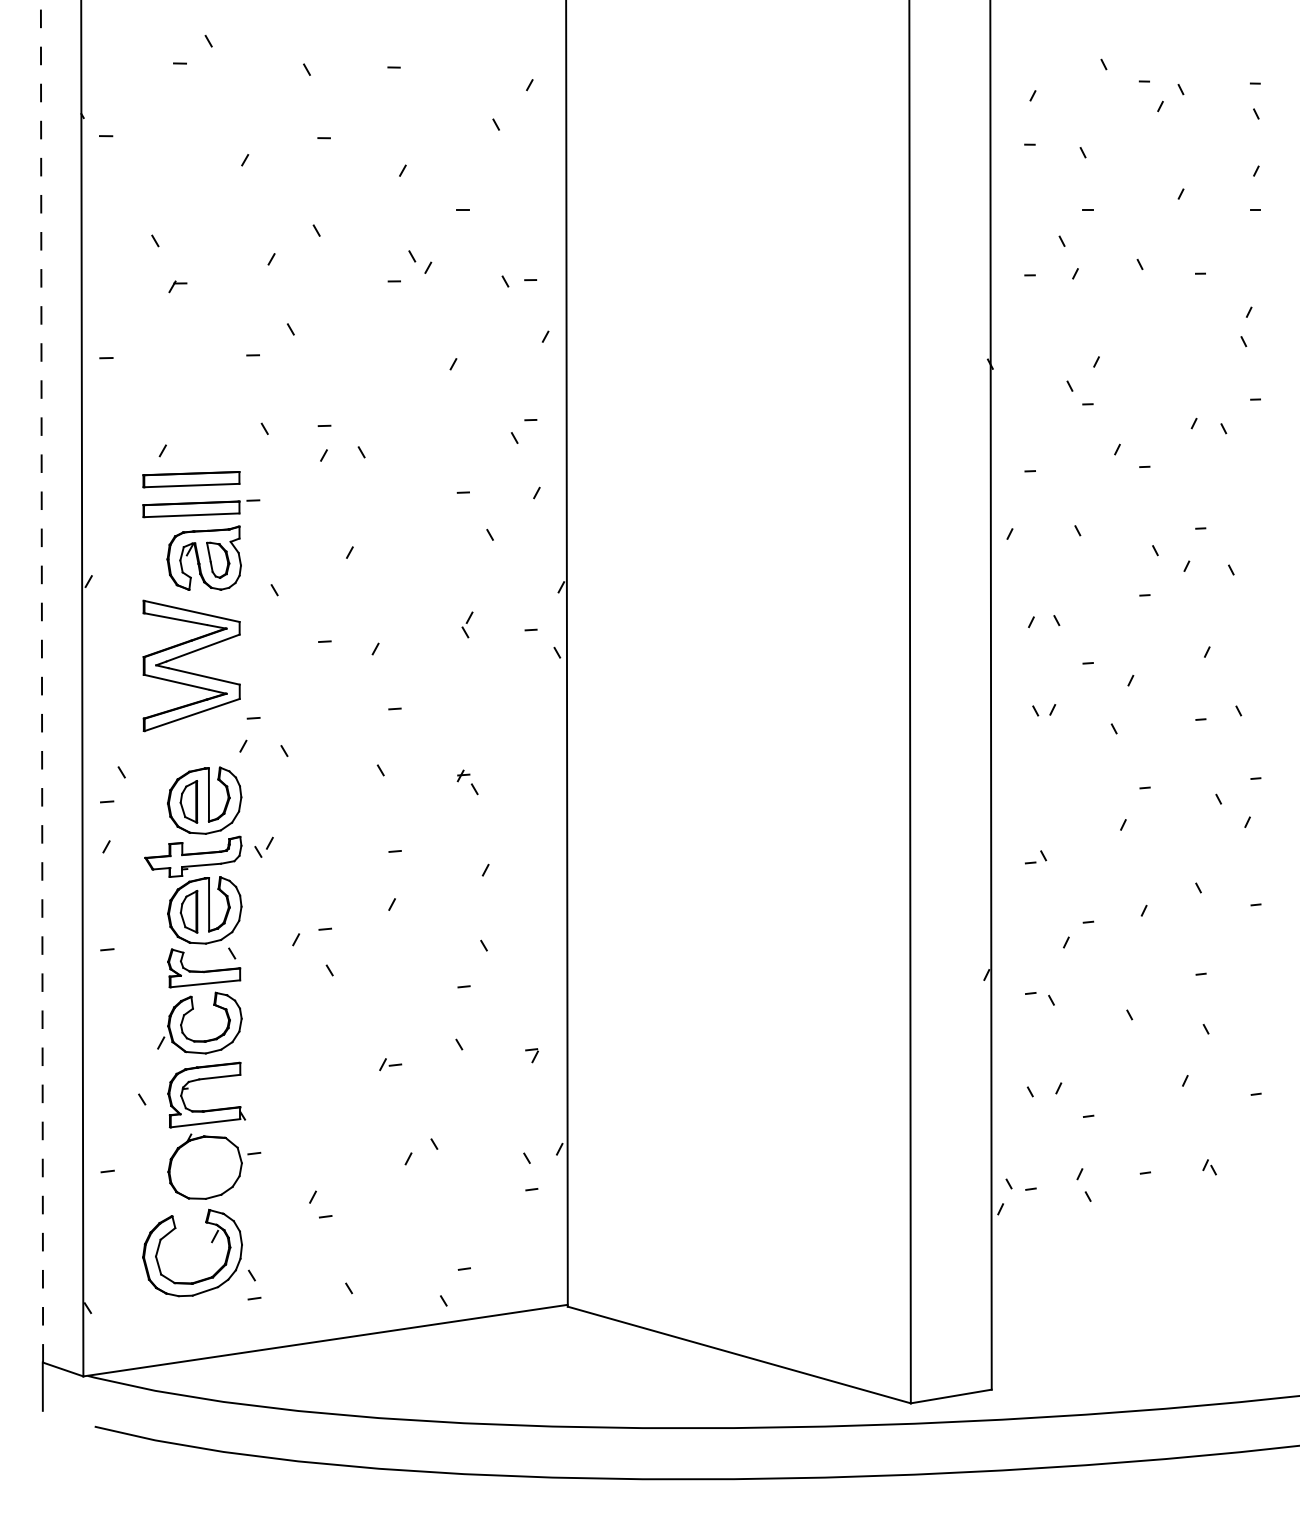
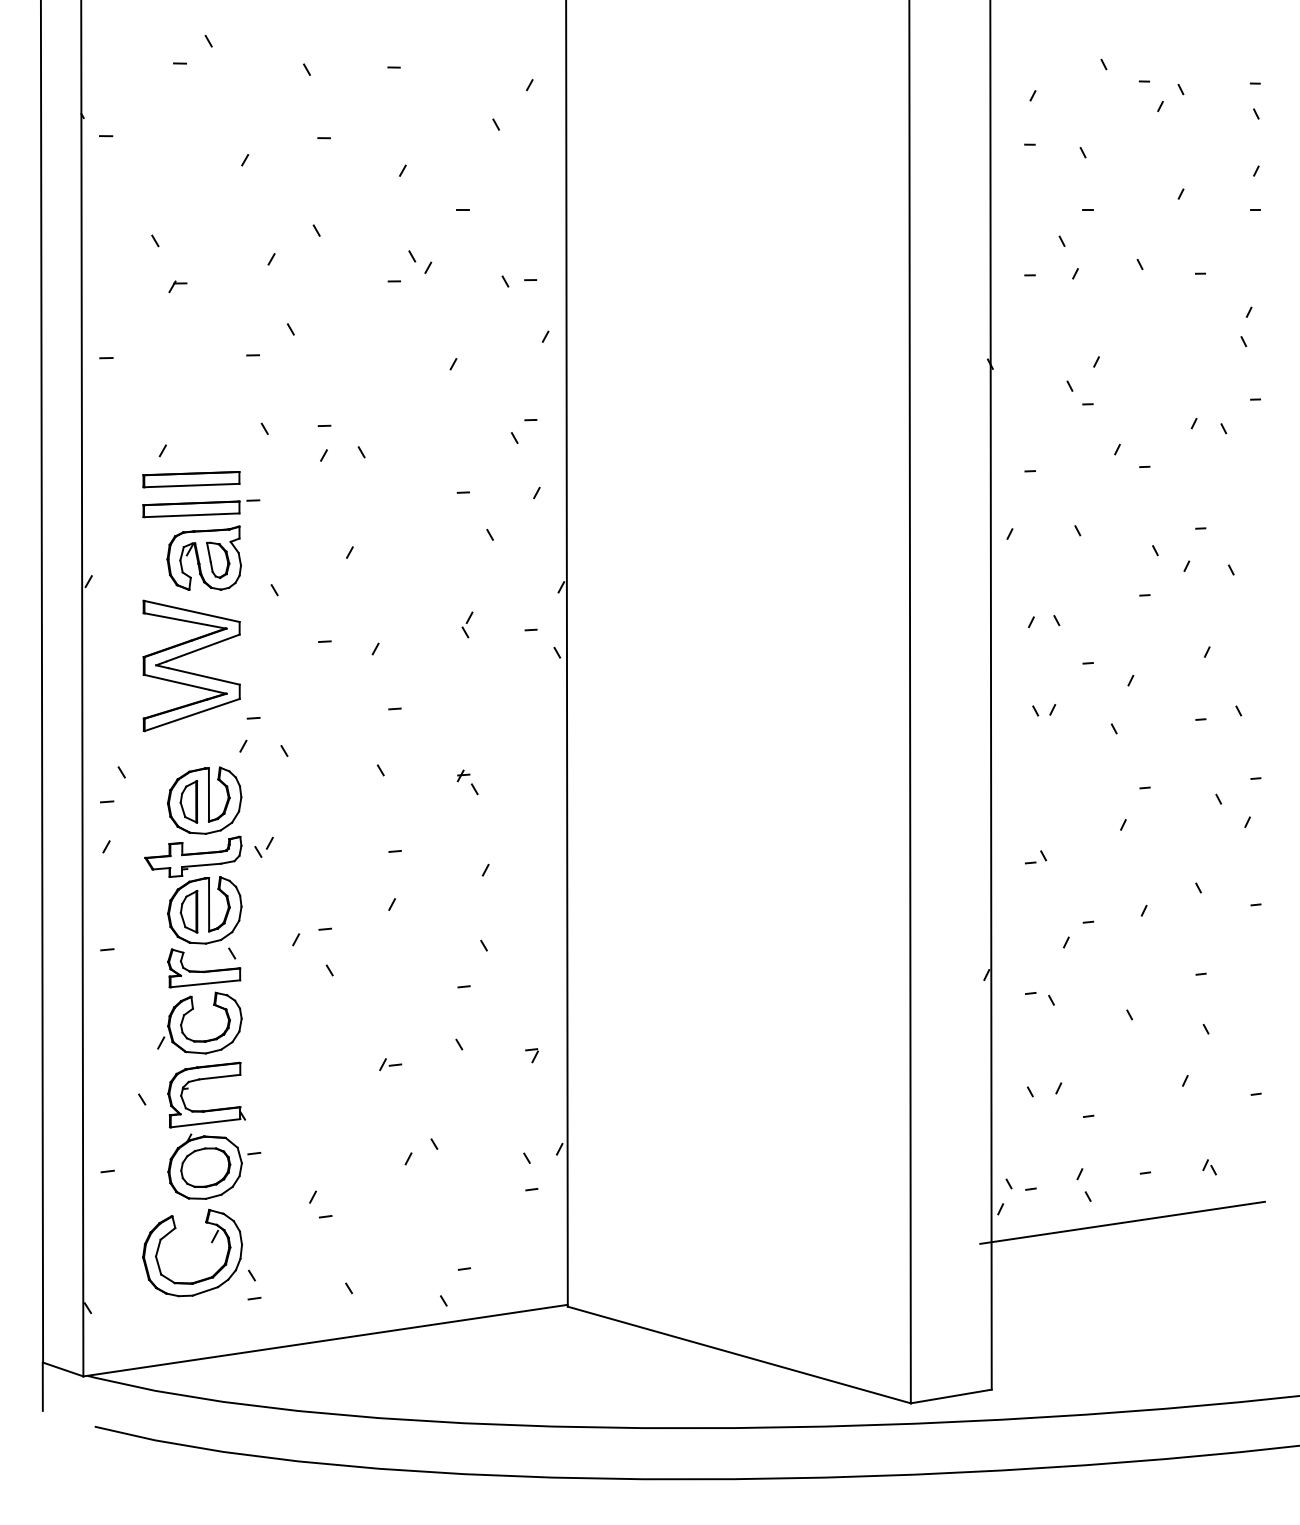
line: dashed -> solid (42, 681)
part: none -> present (205, 1167)
line: none -> present (1122, 1222)
